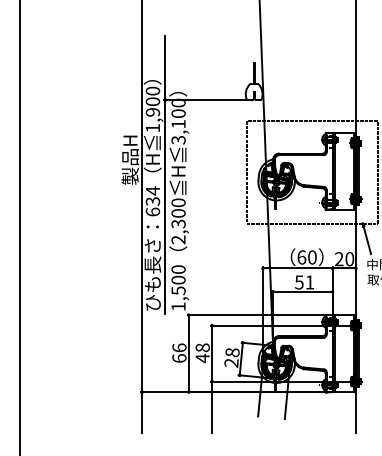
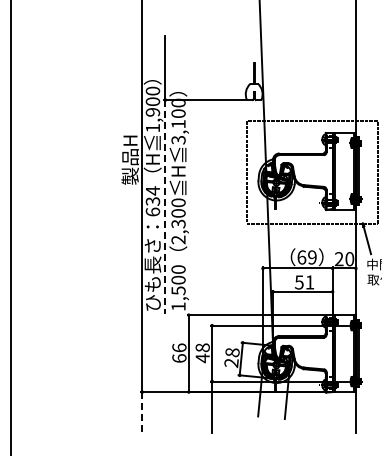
line: solid -> dashed (165, 206)
line position: (20, 227) -> (11, 227) (11, 227)
text: 60 -> 69 (312, 257)
line: solid -> dashed (142, 412)
